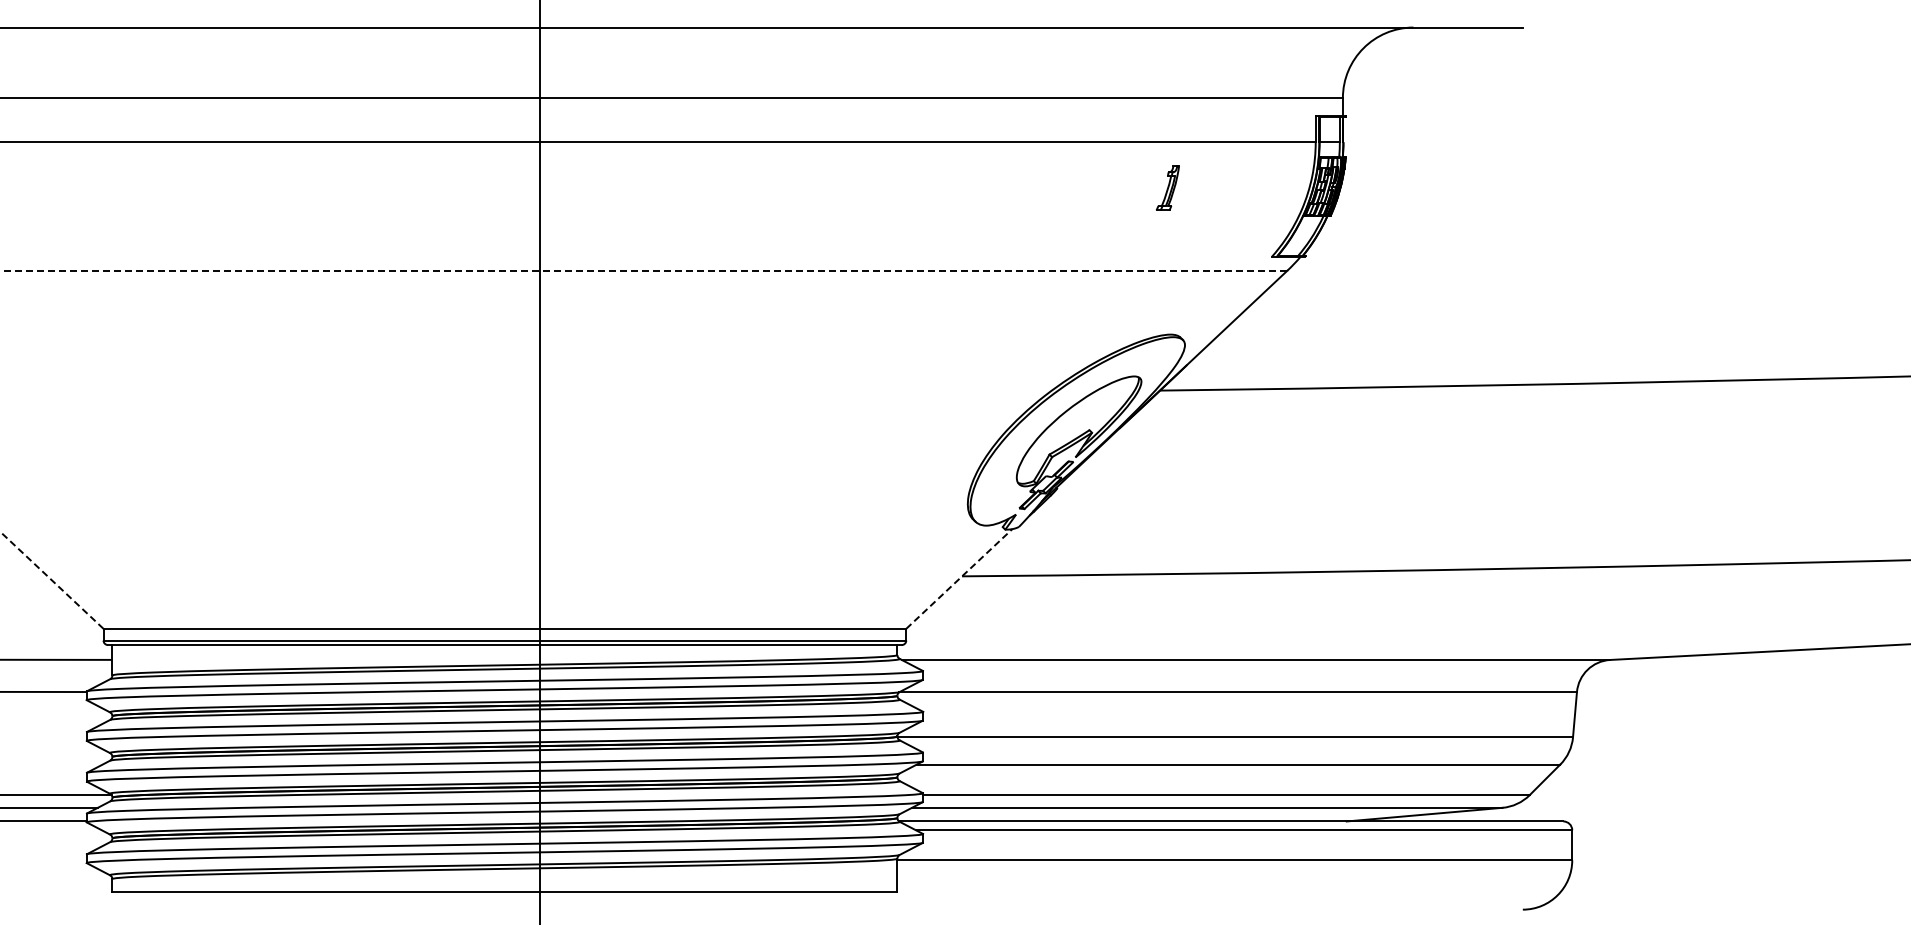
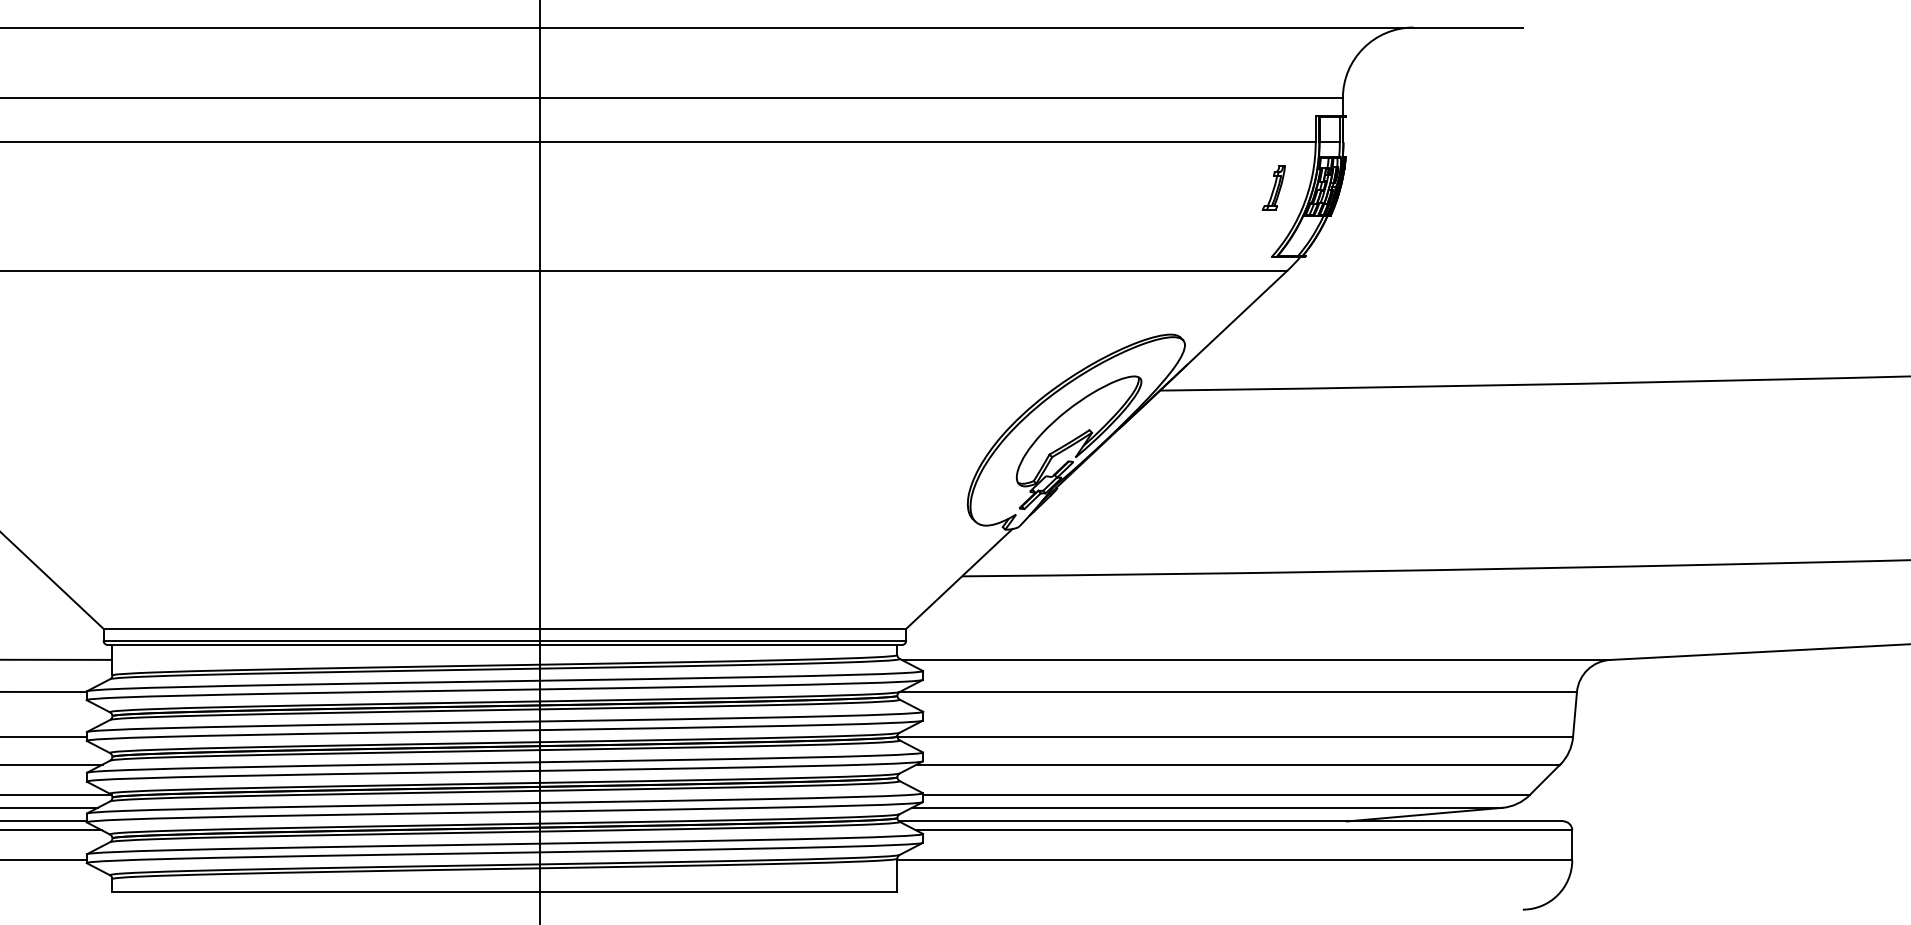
part position: (1167, 187) -> (1273, 187) (1273, 187)
line: dashed -> solid (643, 270)
line: dashed -> solid (959, 578)
line: dashed -> solid (51, 580)
line: none -> present (44, 737)
line: none -> present (52, 764)
line: none -> present (51, 830)
line: none -> present (44, 860)
